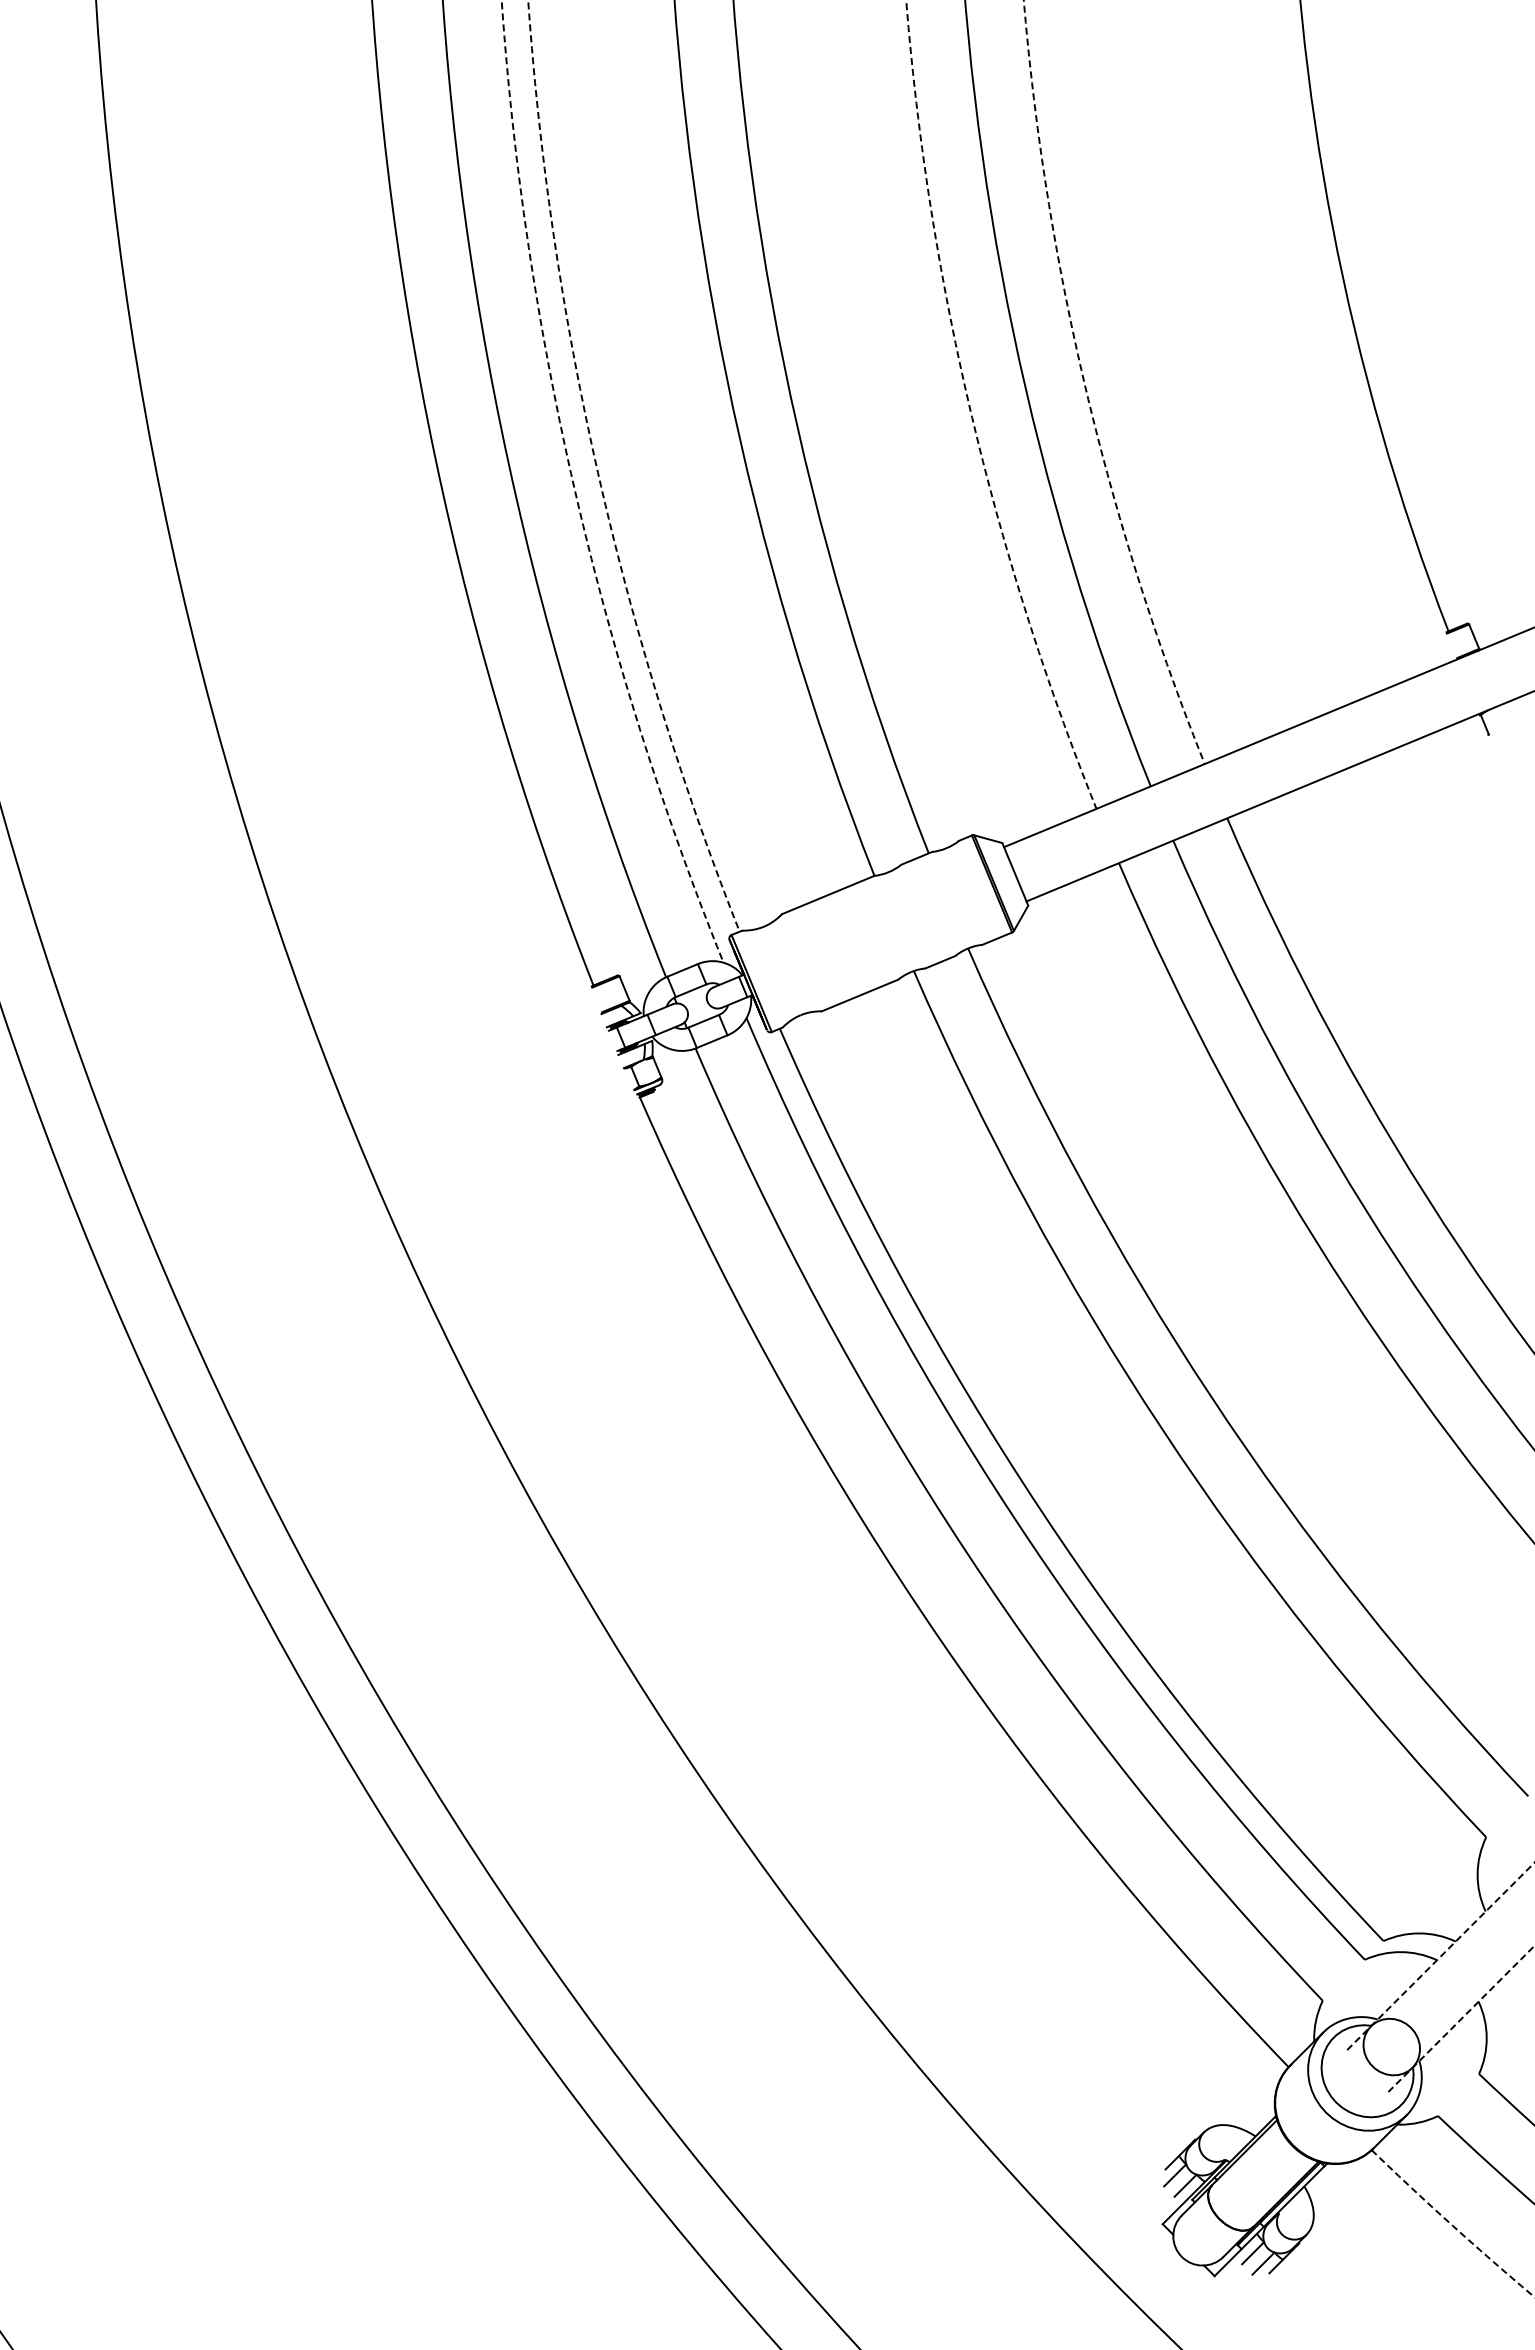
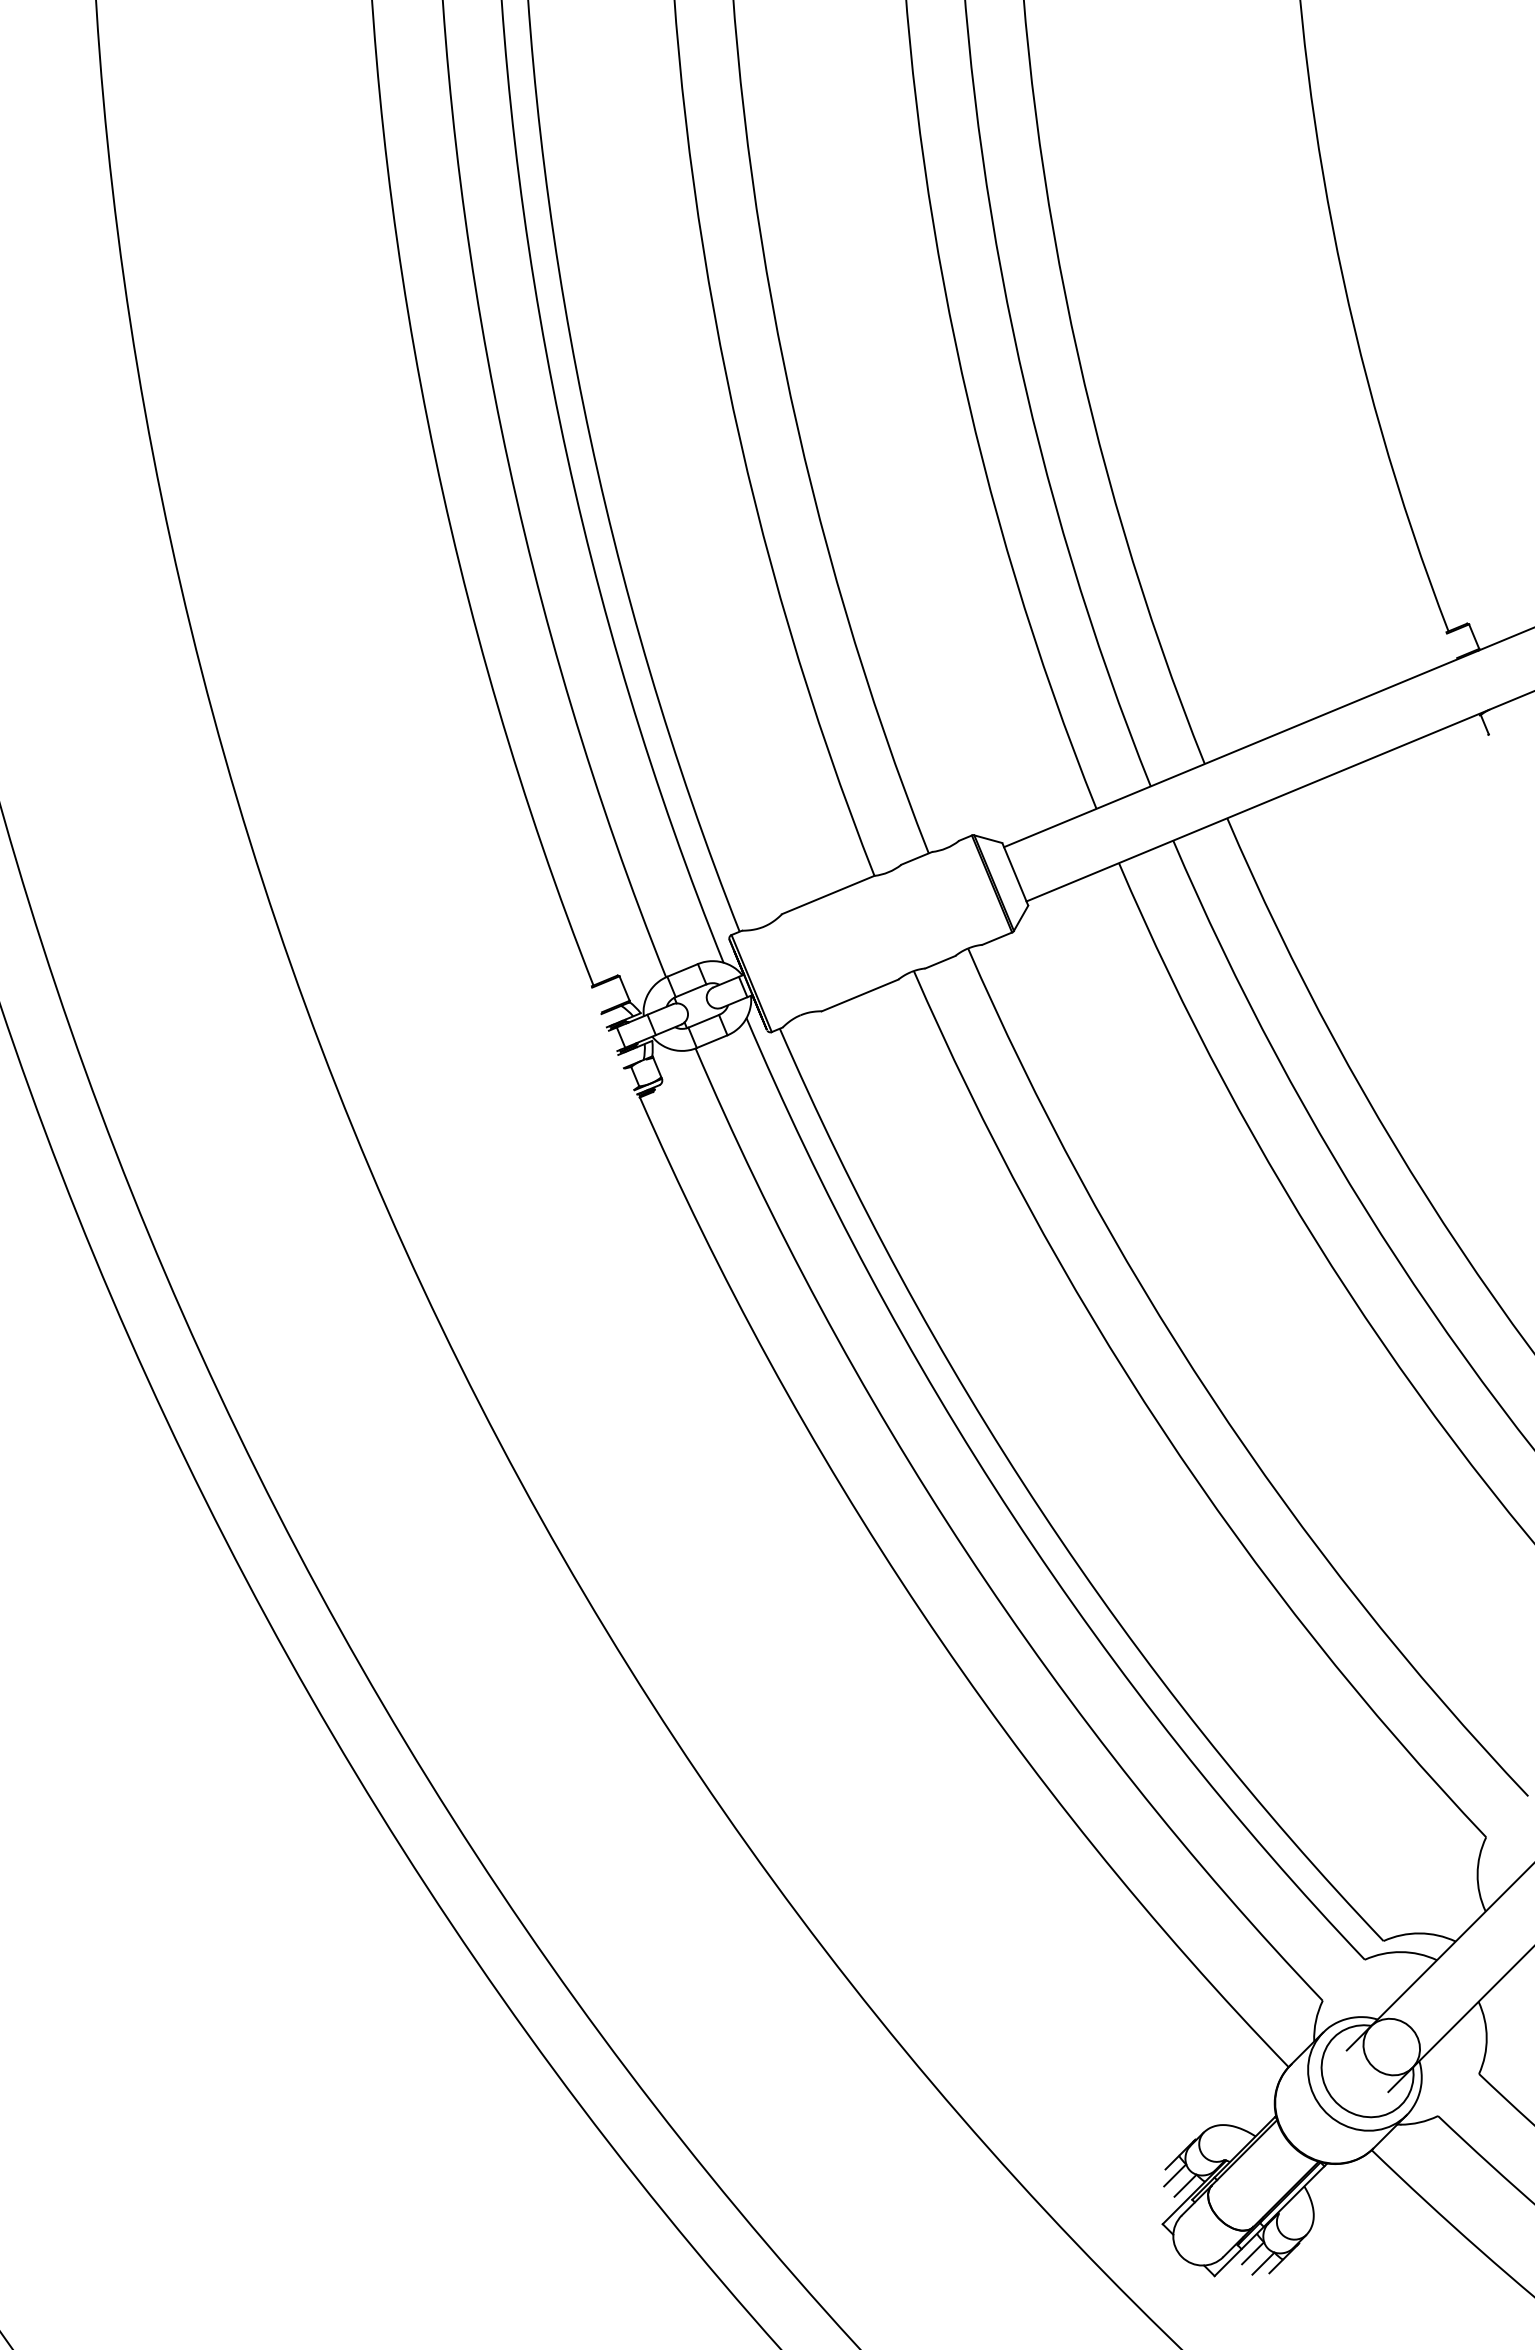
arc: dashed -> solid (1085, 388)
arc: dashed -> solid (970, 411)
arc: dashed -> solid (598, 473)
arc: dashed -> solid (575, 490)
line: dashed -> solid (1440, 1956)
line: dashed -> solid (1461, 2018)
arc: dashed -> solid (1452, 2225)
